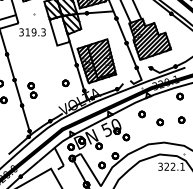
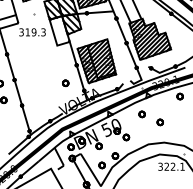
part: present -> none (32, 90)
part: present -> none (181, 119)
